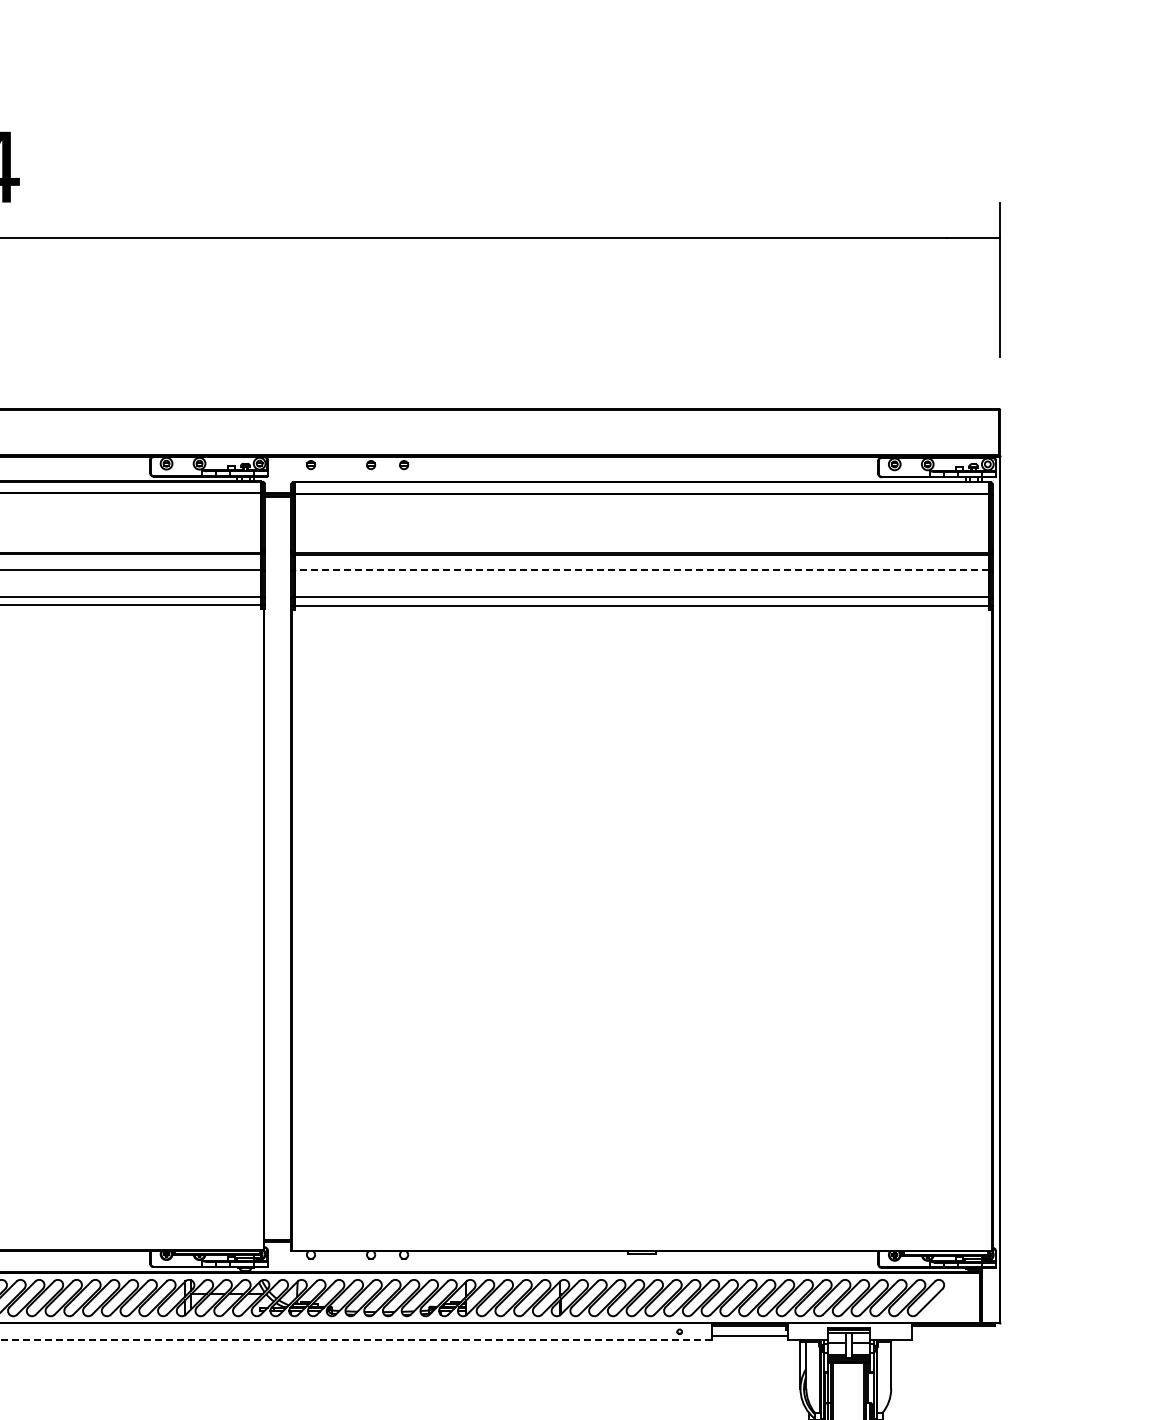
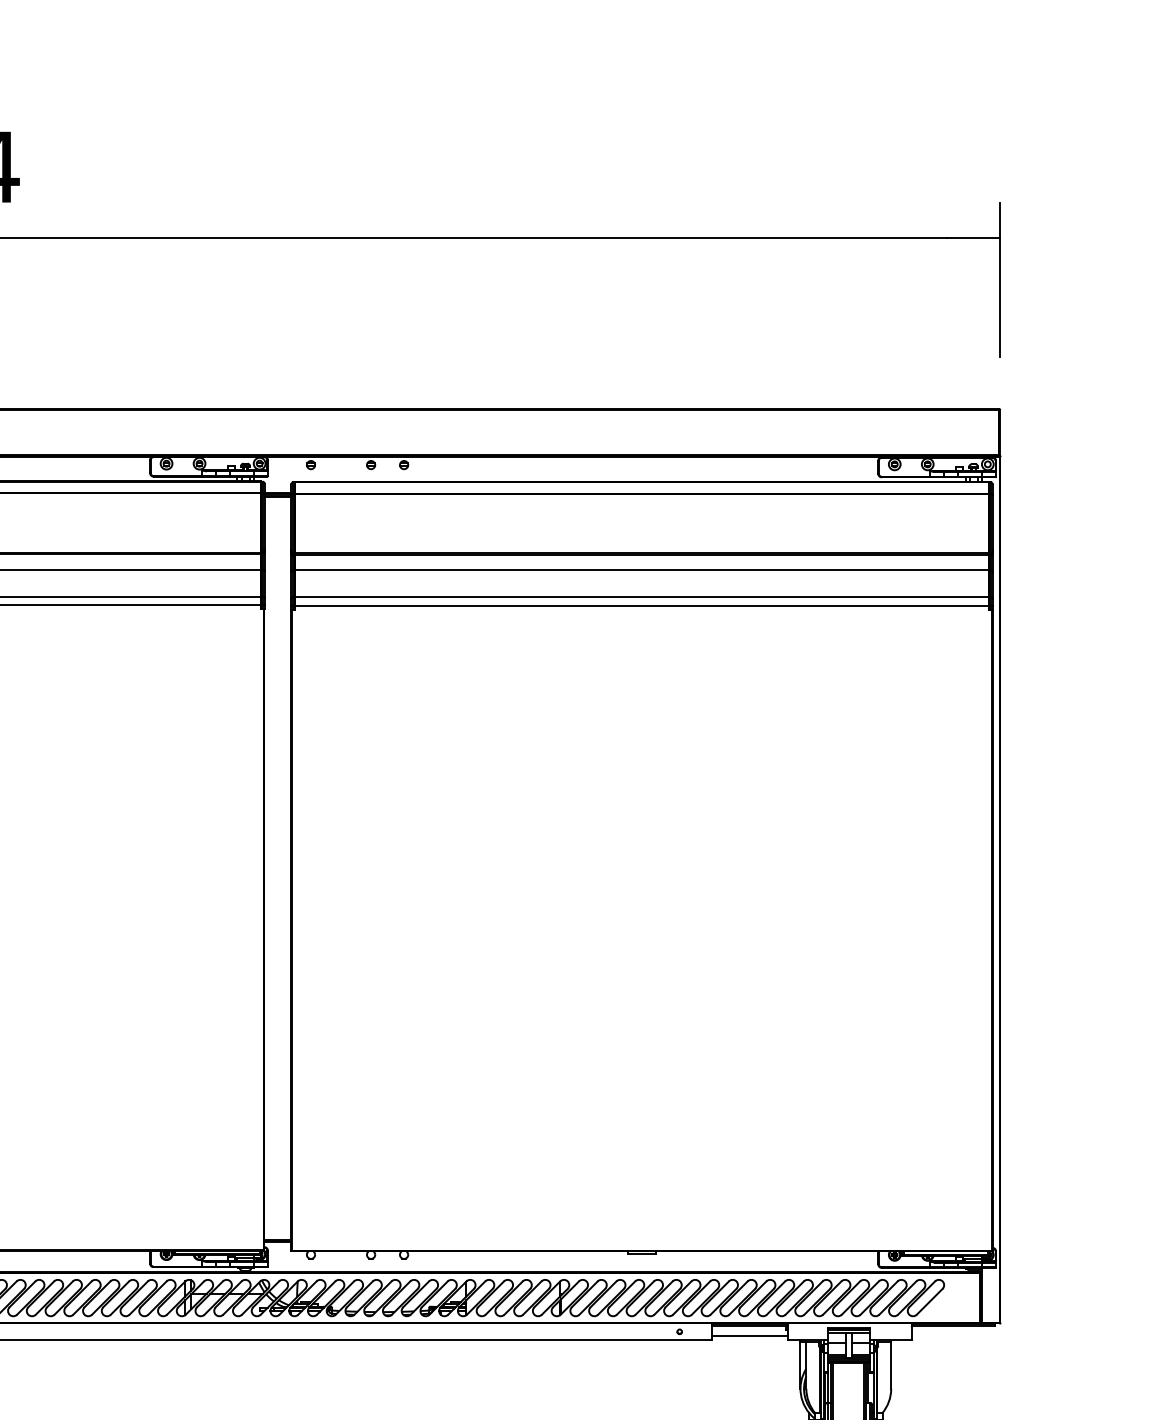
line: dashed -> solid (641, 570)
line: dashed -> solid (355, 1340)
